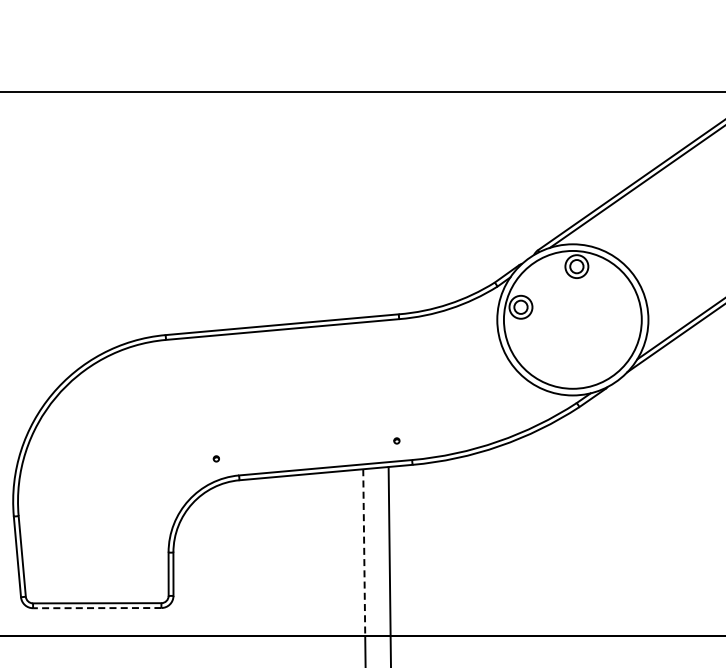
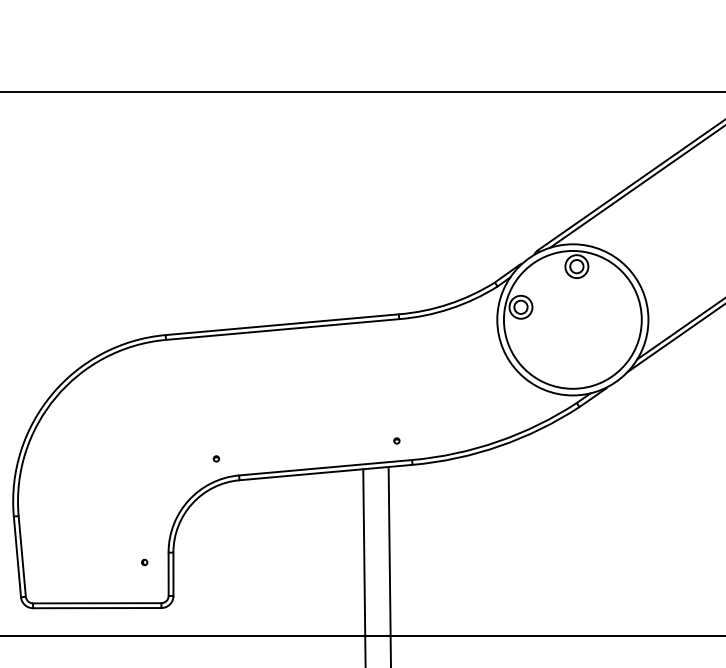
line: dashed -> solid (364, 553)
part: none -> present (144, 562)
line: dashed -> solid (96, 608)
